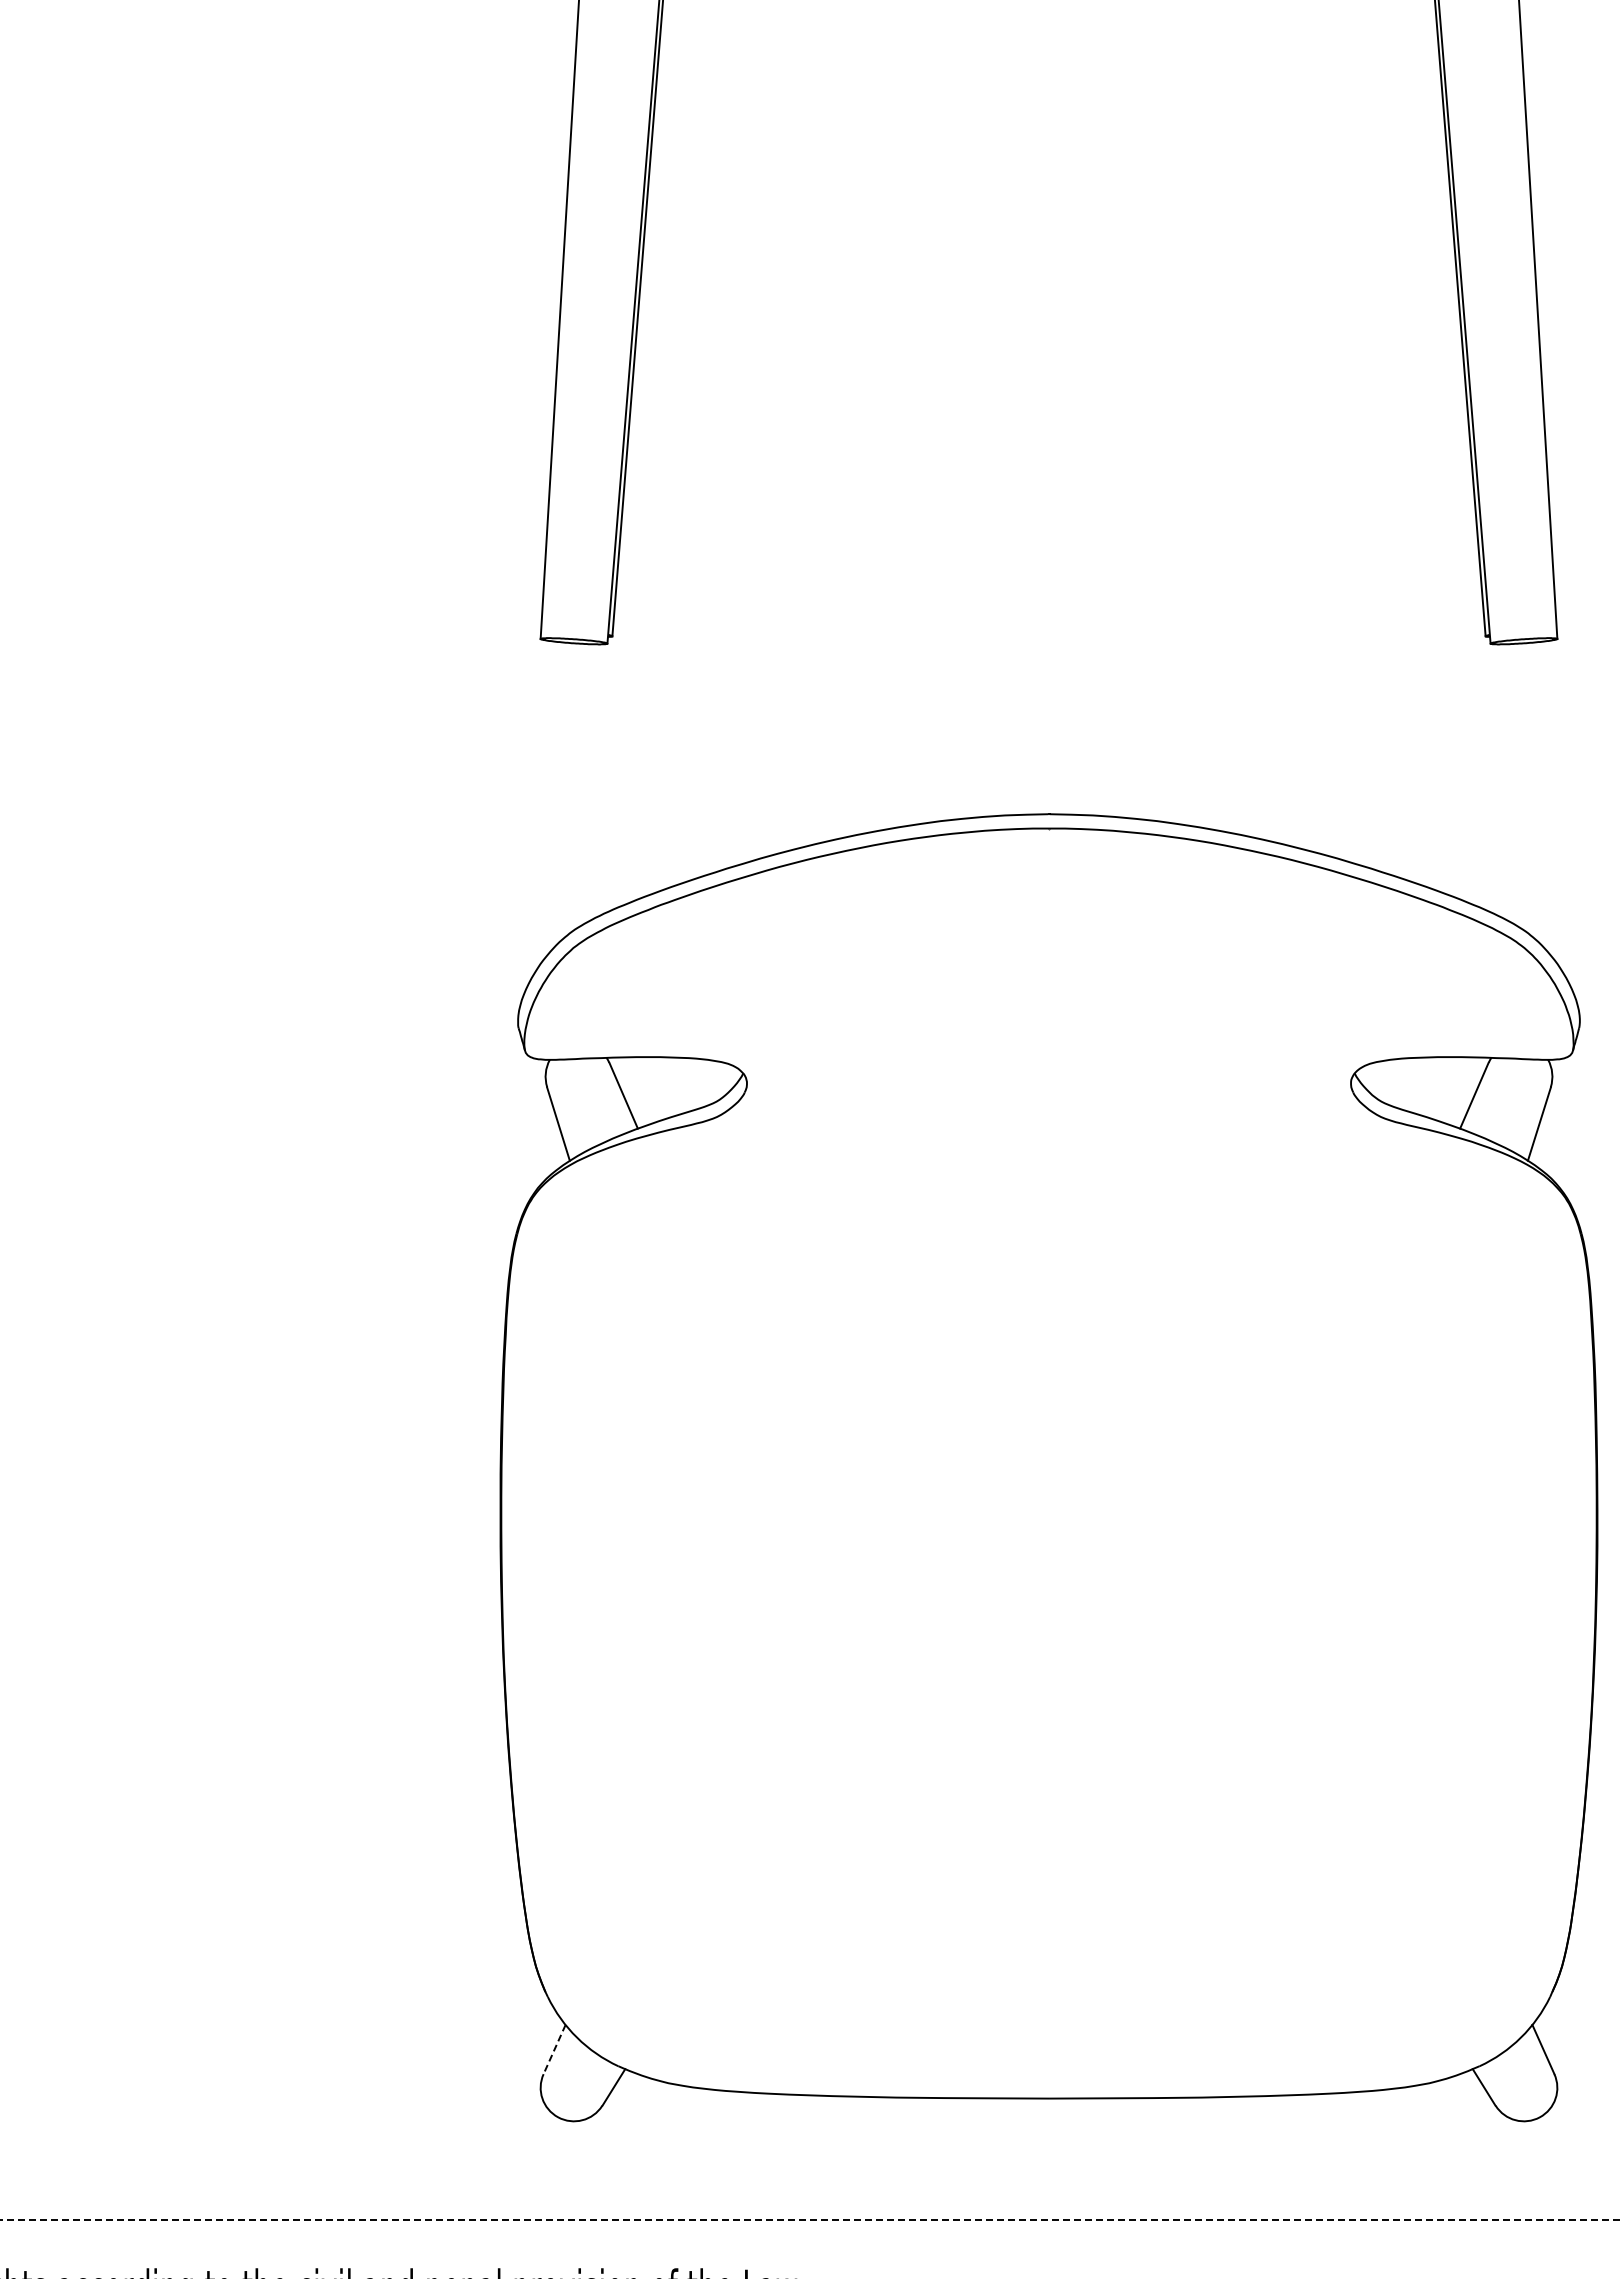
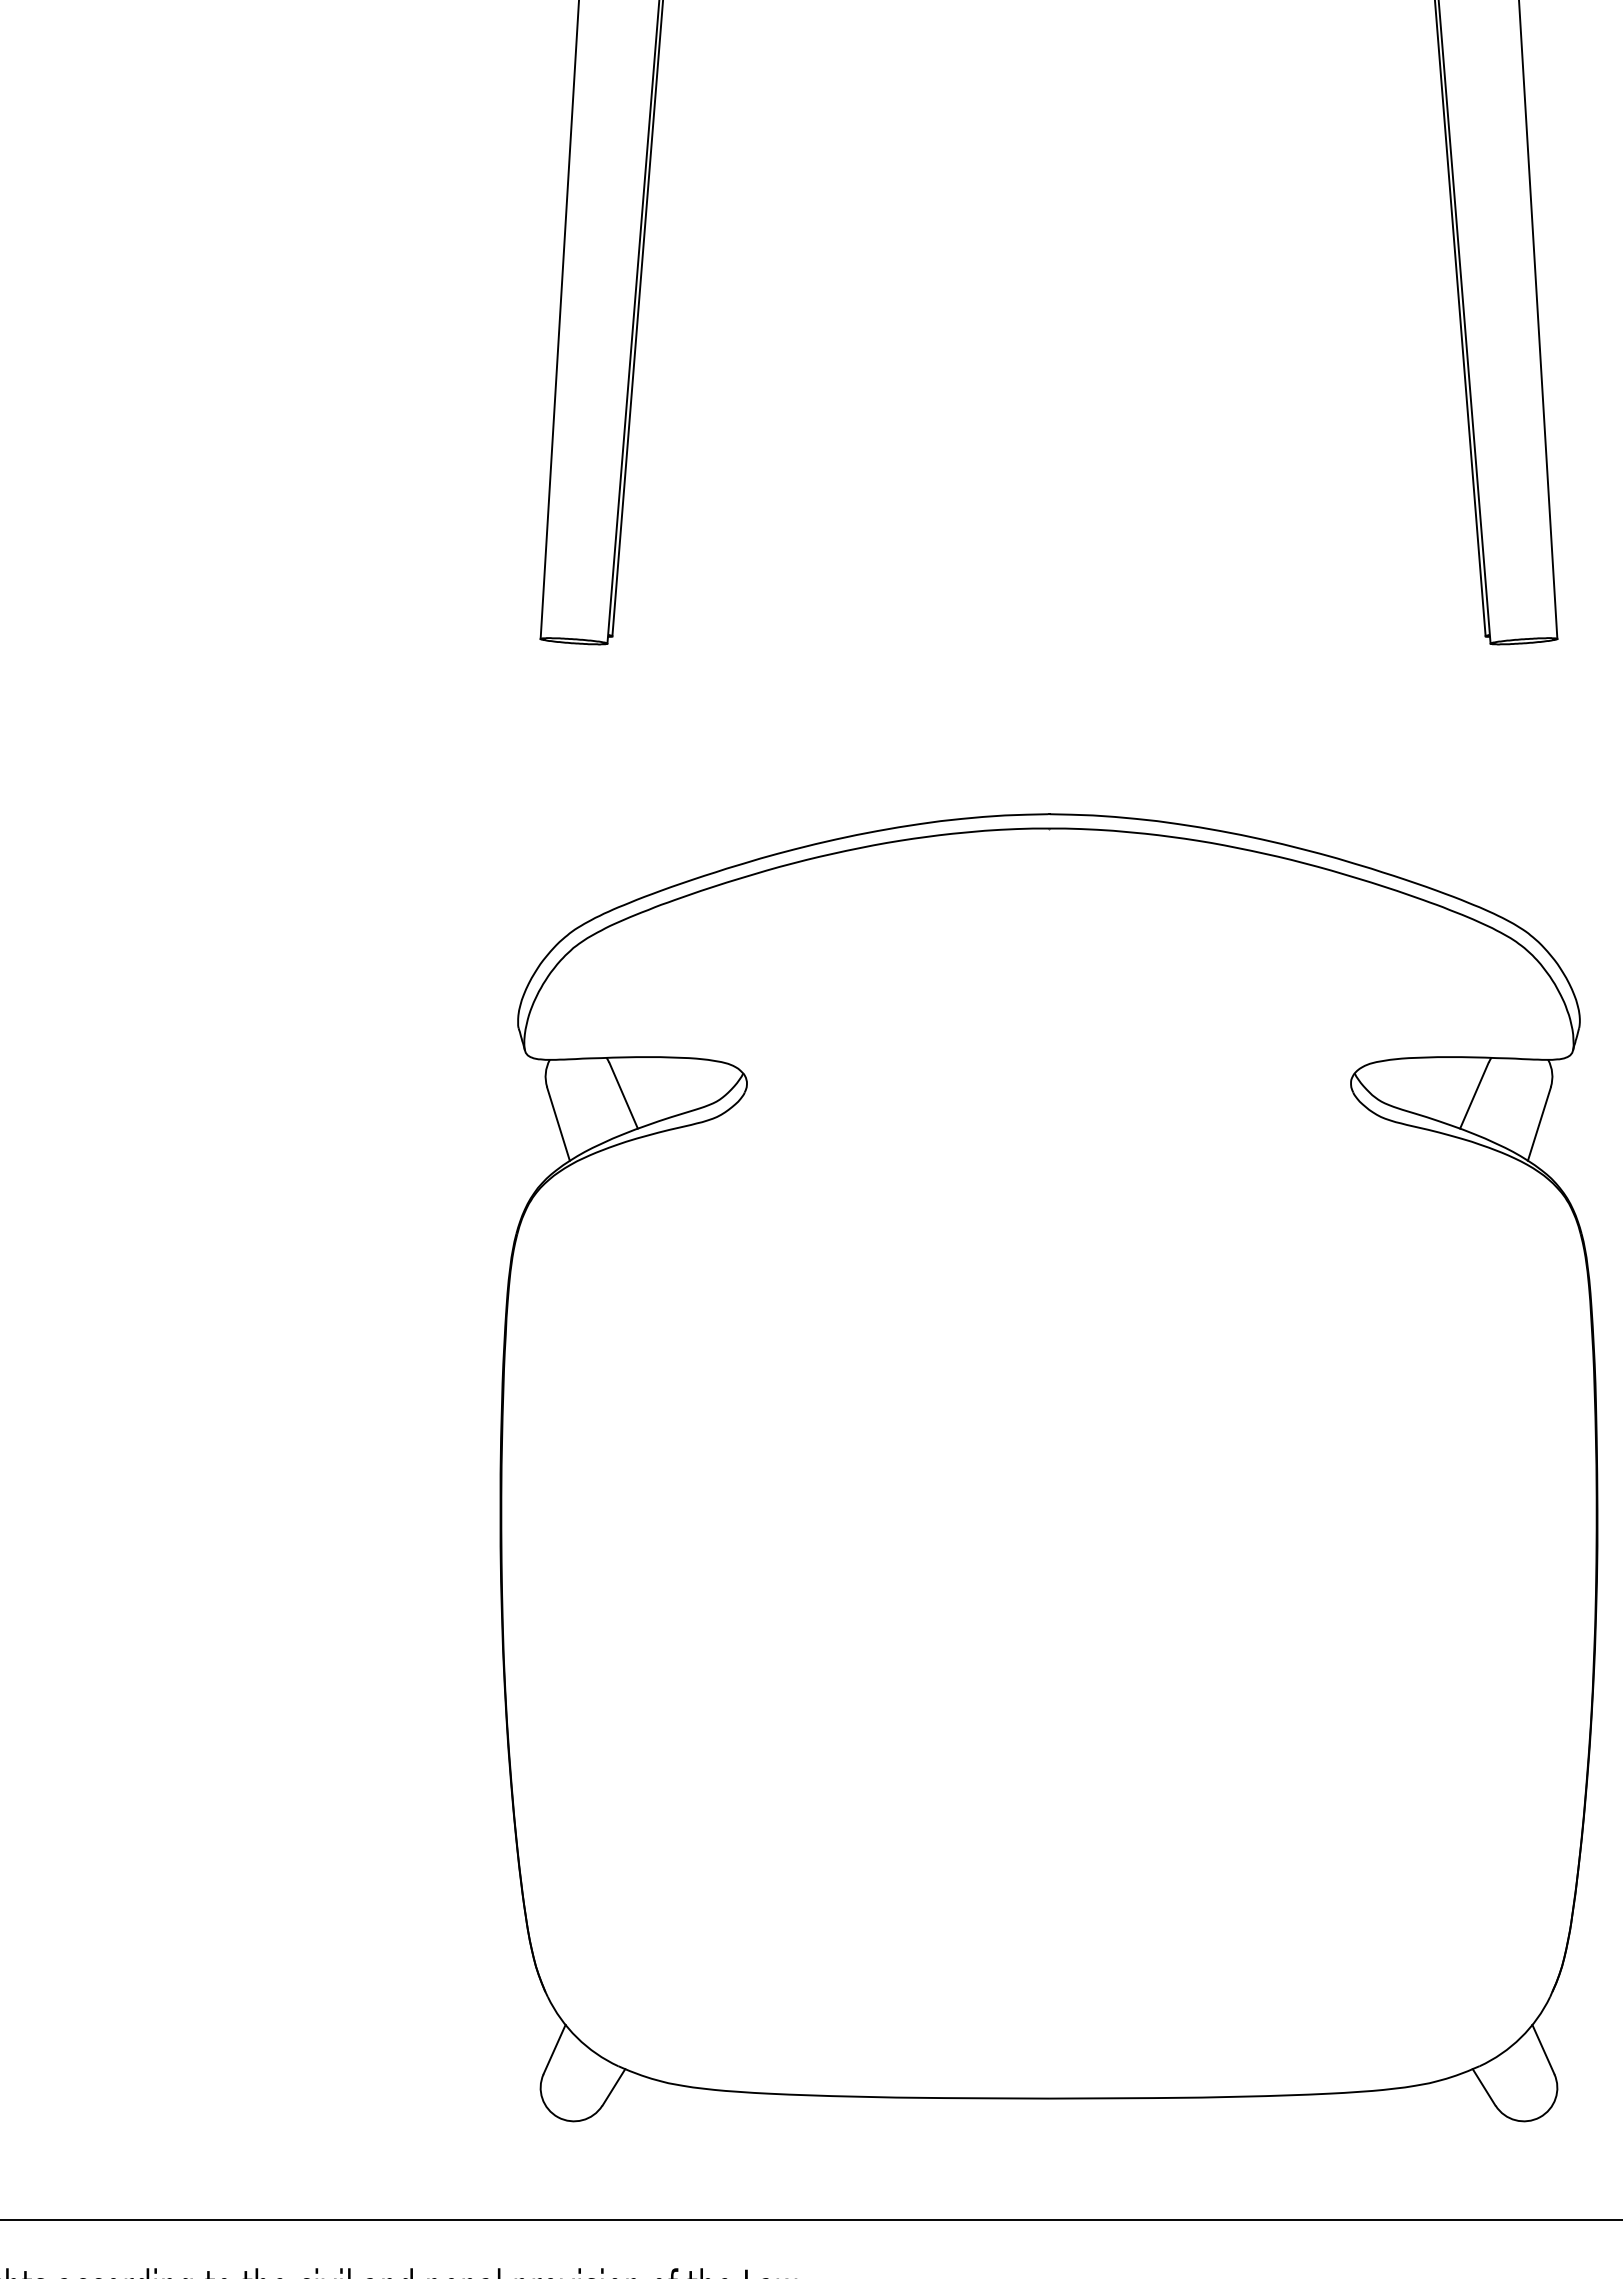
line: dashed -> solid (554, 2049)
line: dashed -> solid (811, 2219)
